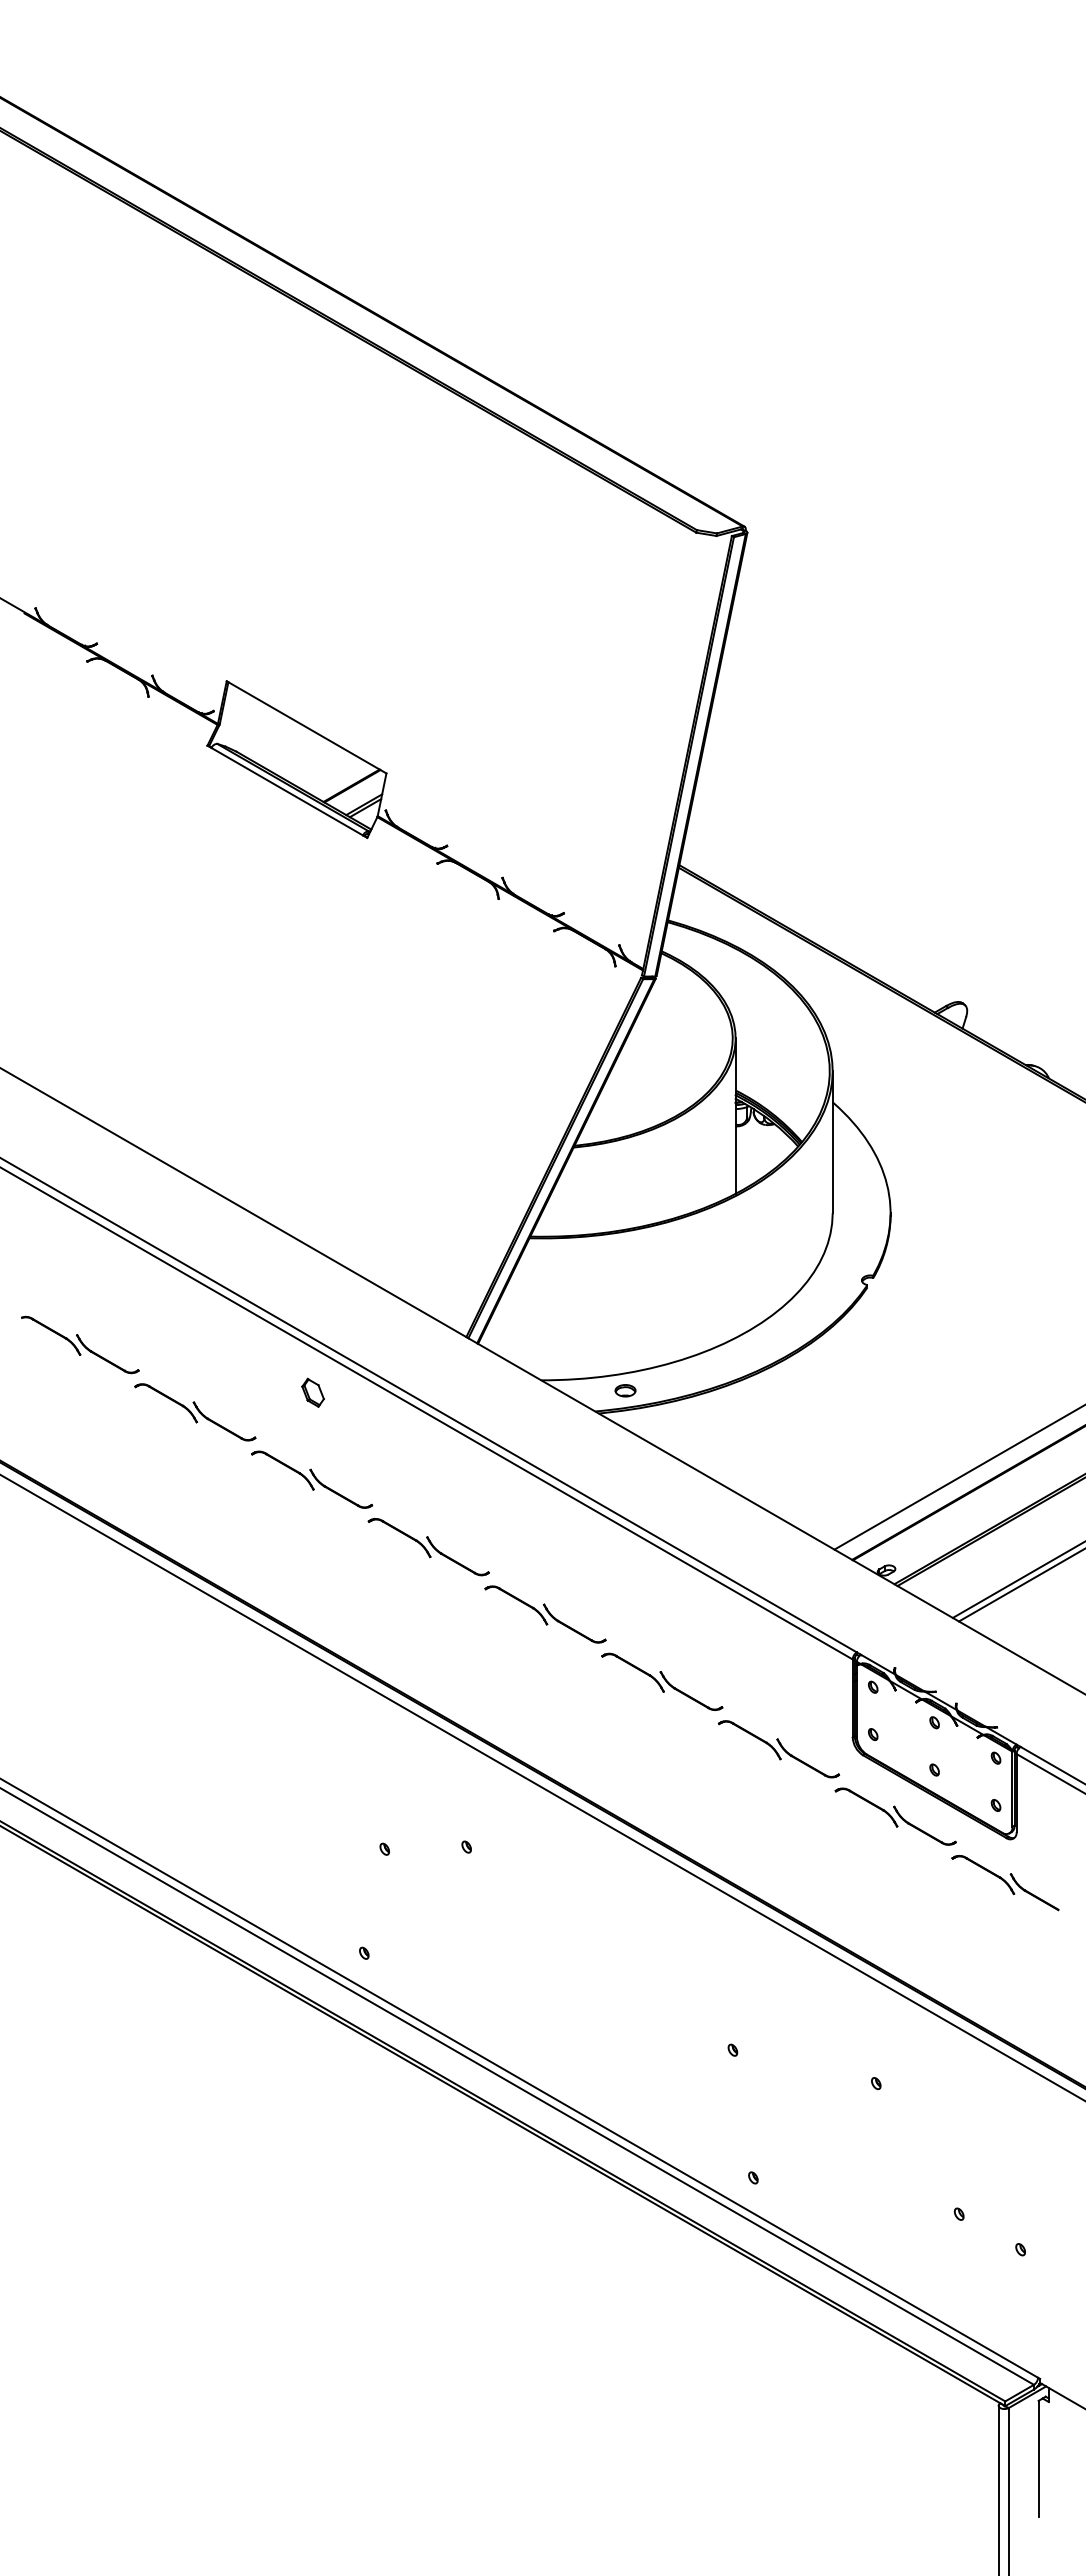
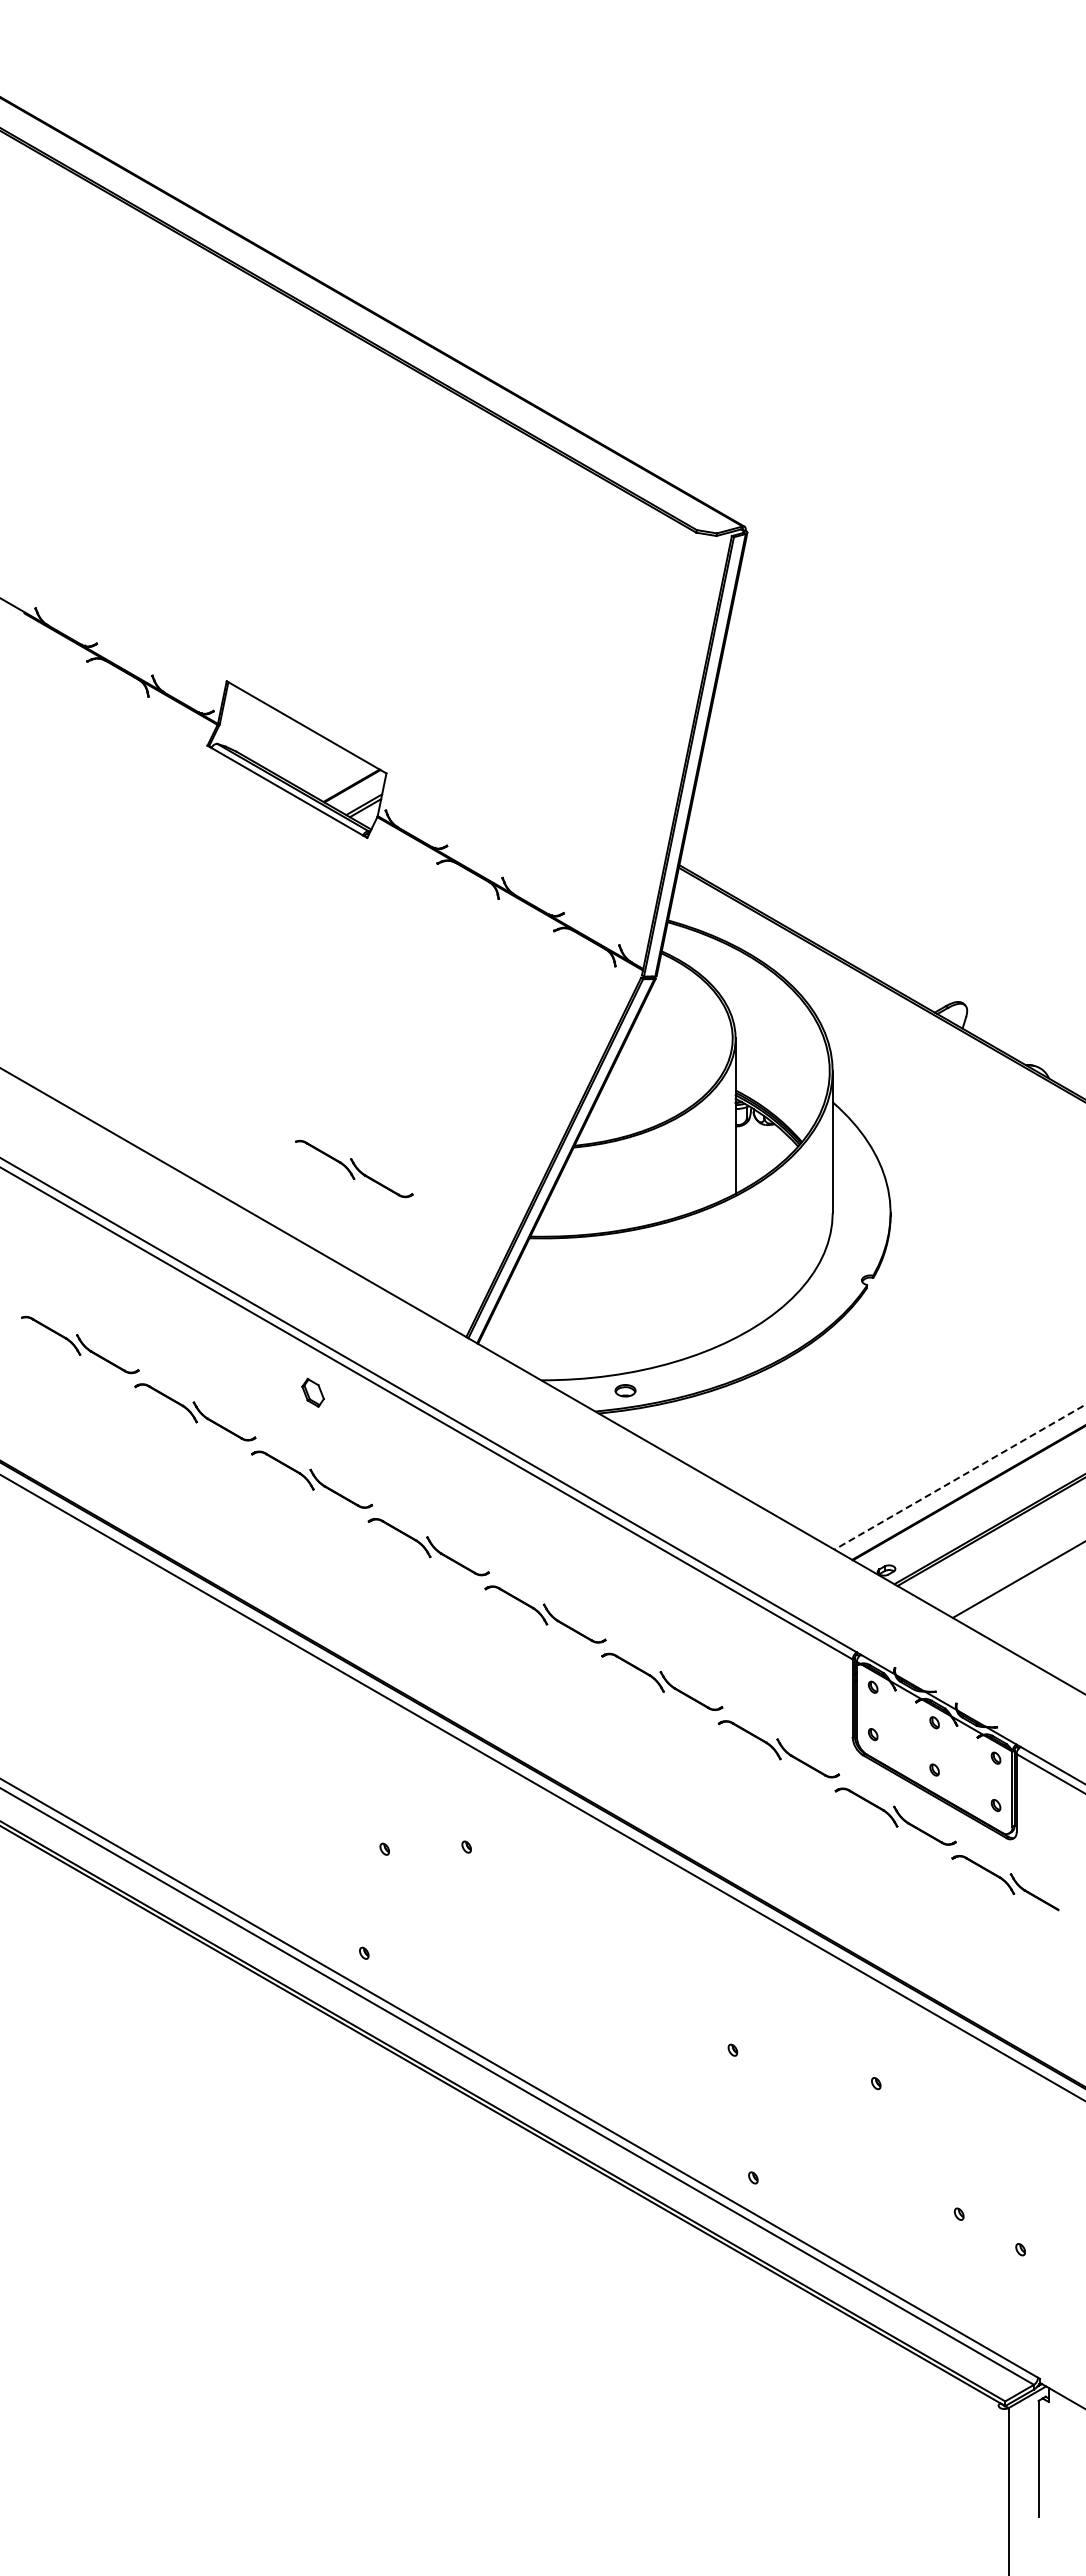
part: none -> present (354, 1168)
line: solid -> dashed (959, 1477)
line: present -> none (1020, 1585)
line: present -> none (998, 2488)
